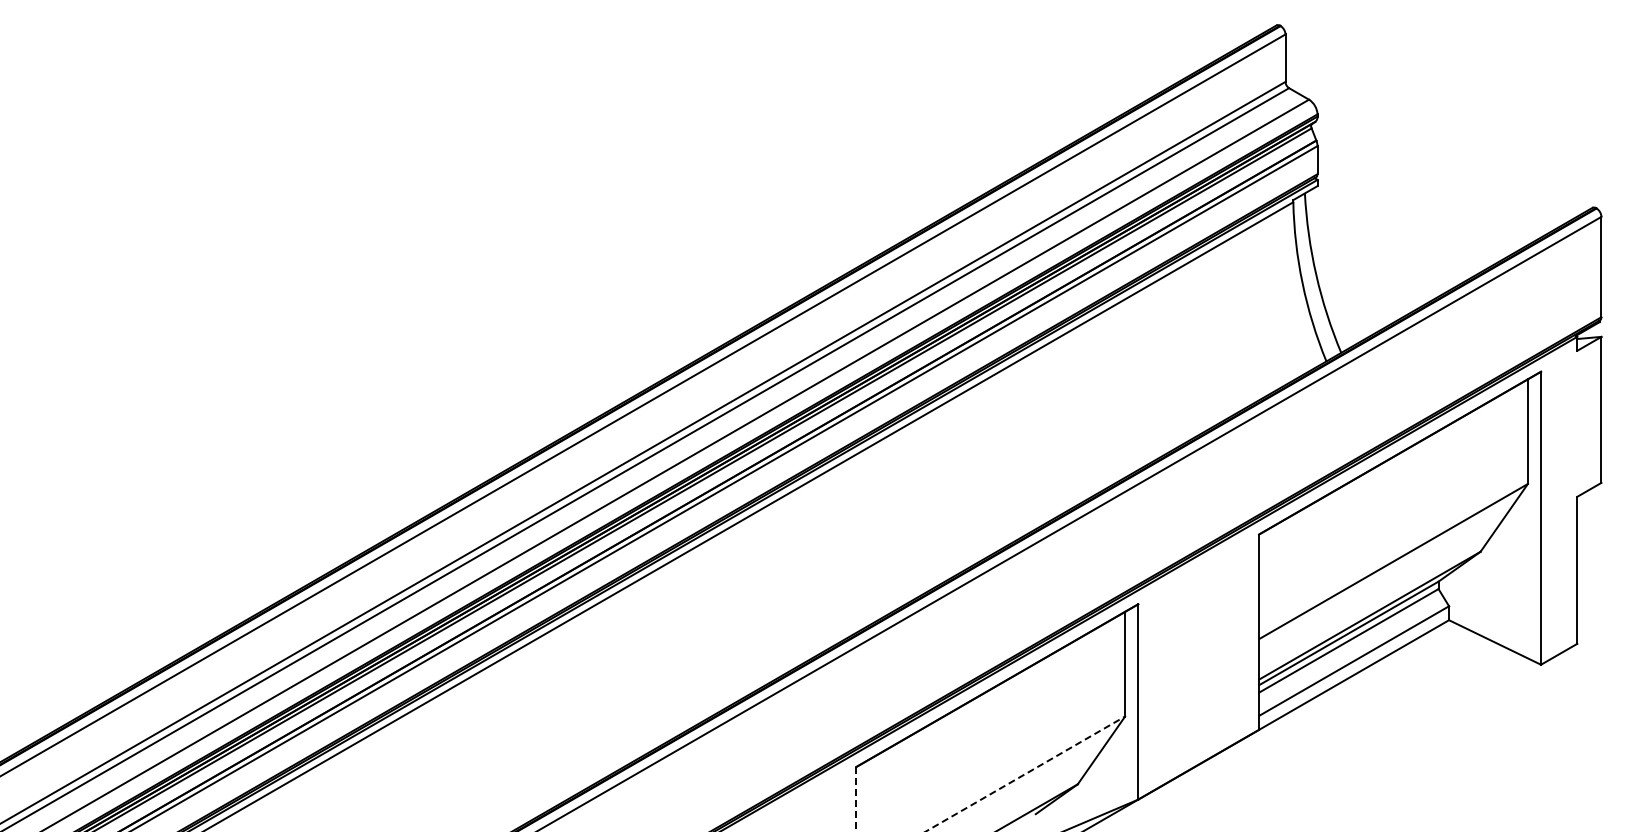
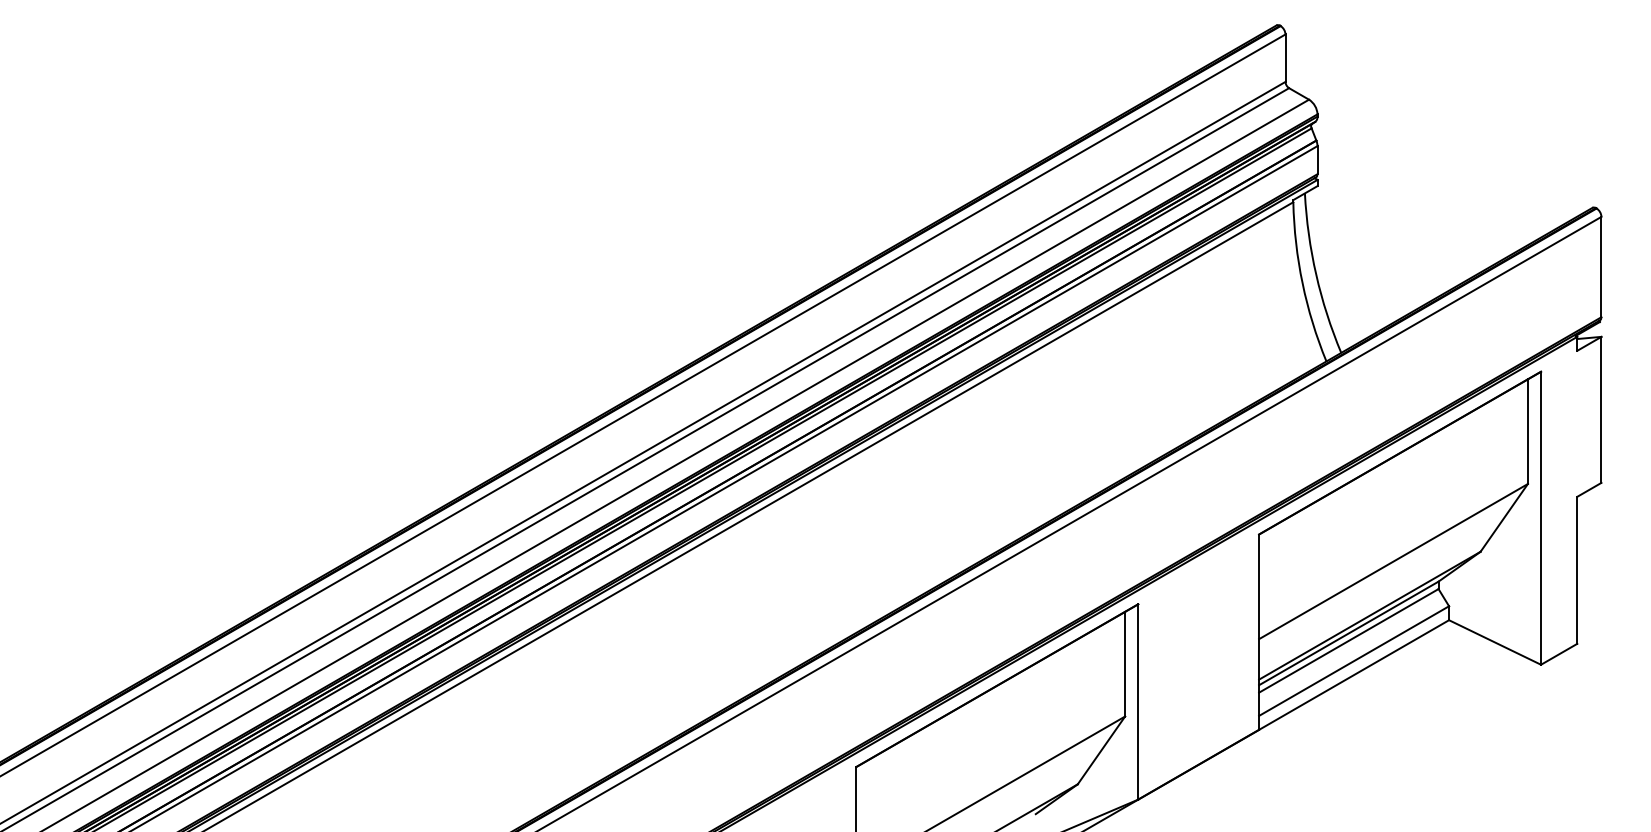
line: dashed -> solid (1025, 773)
line: dashed -> solid (856, 798)
